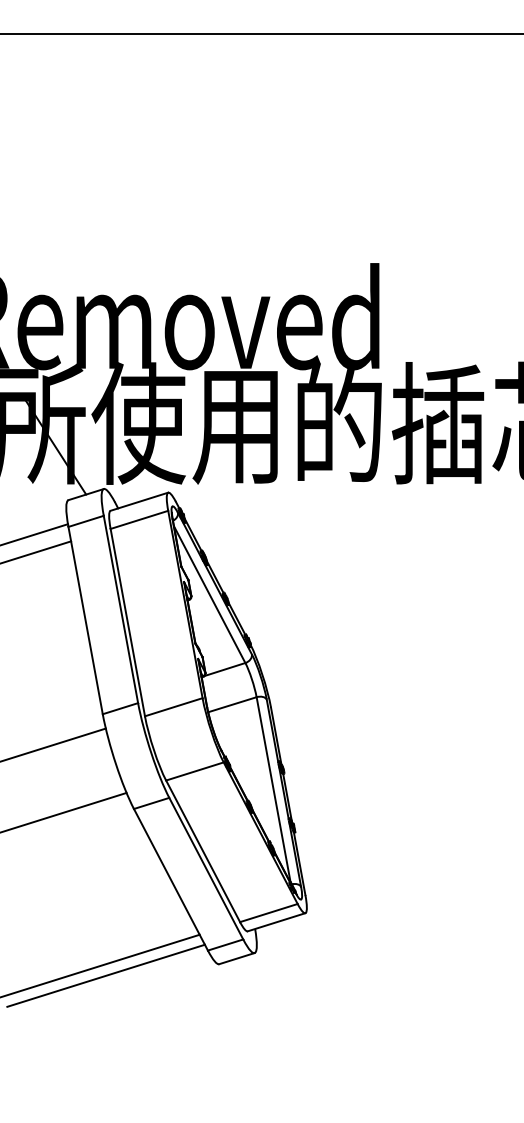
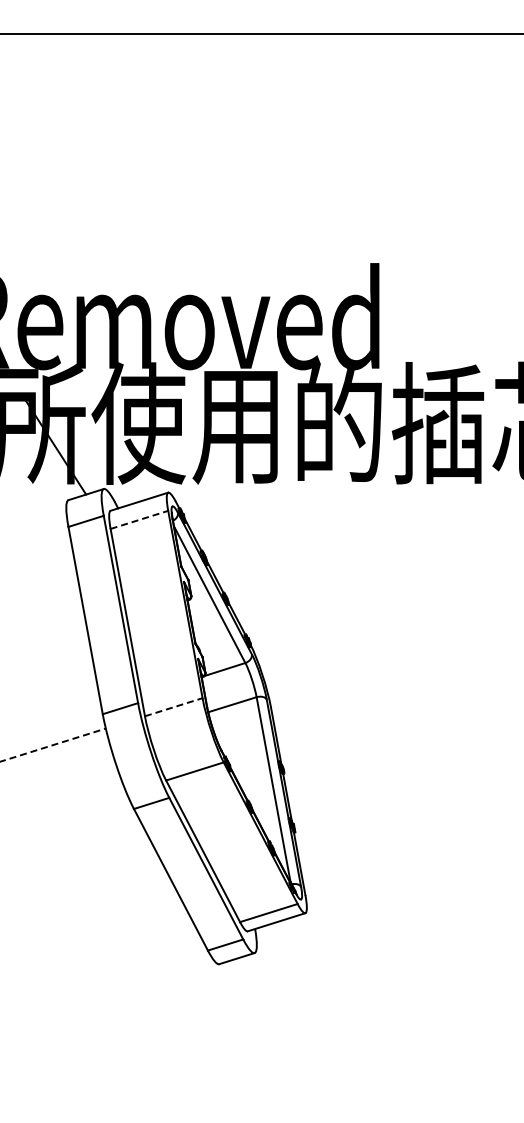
line: solid -> dashed (139, 519)
line: present -> none (34, 534)
line: present -> none (36, 552)
line: solid -> dashed (174, 707)
line: solid -> dashed (53, 745)
line: present -> none (64, 812)
line: present -> none (100, 965)
line: present -> none (105, 975)
